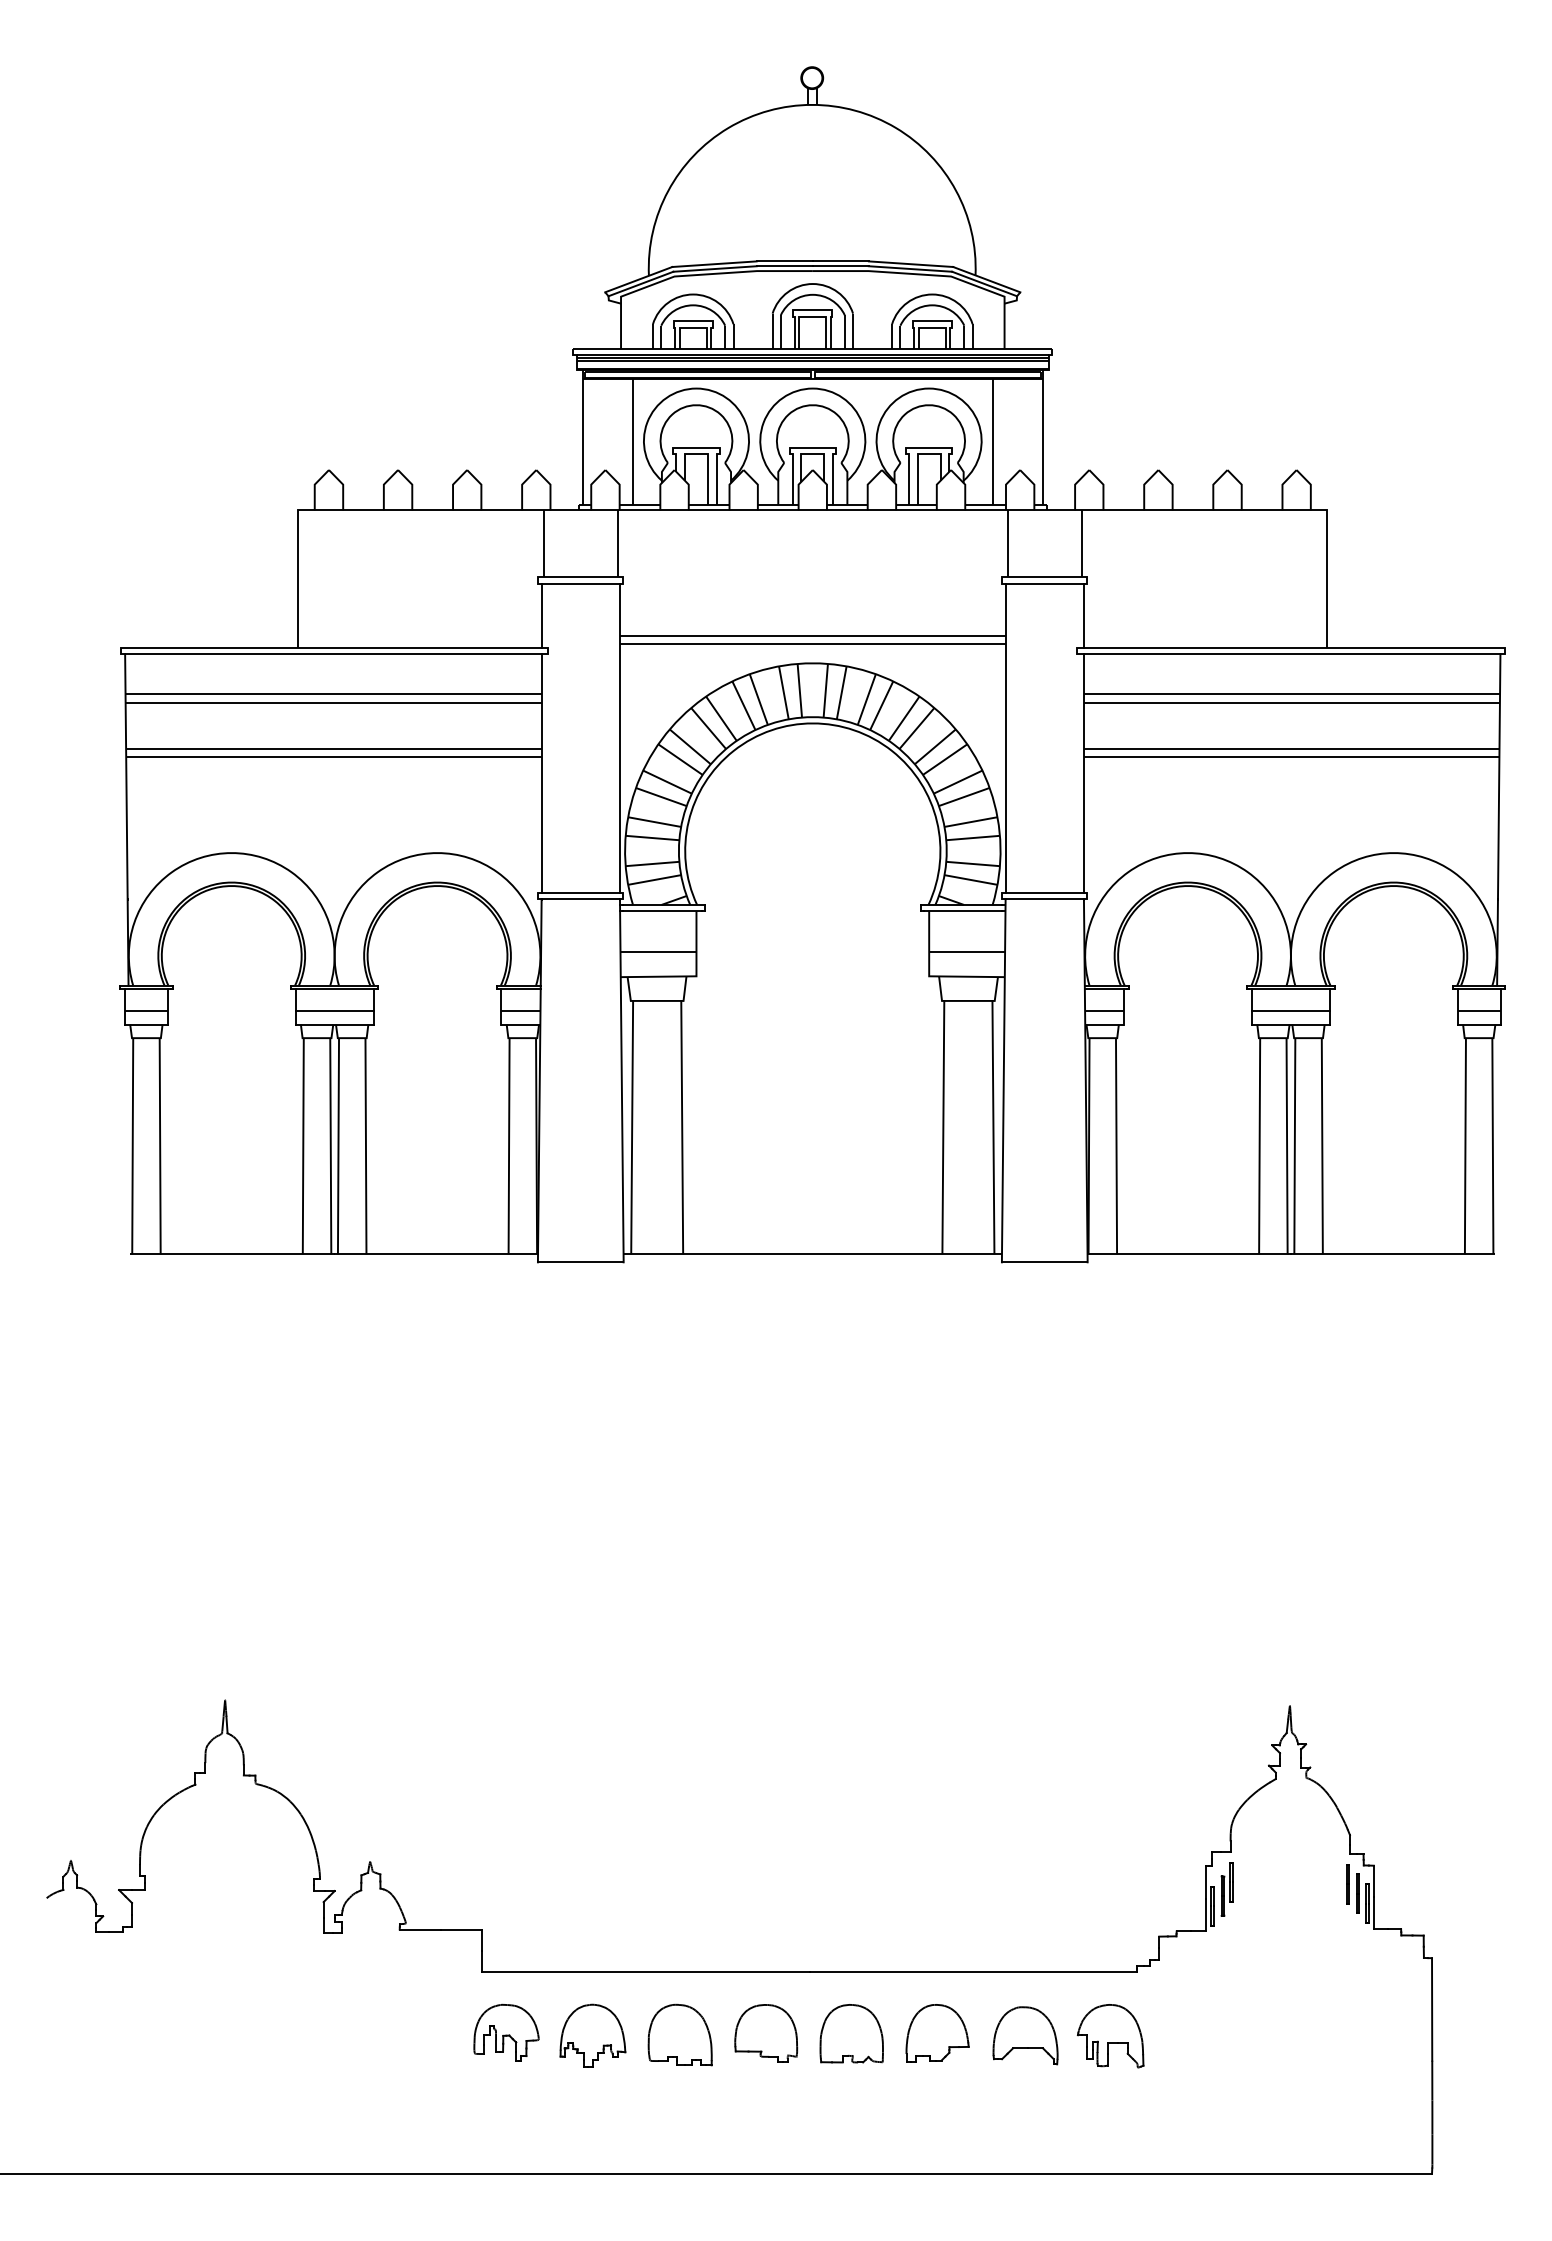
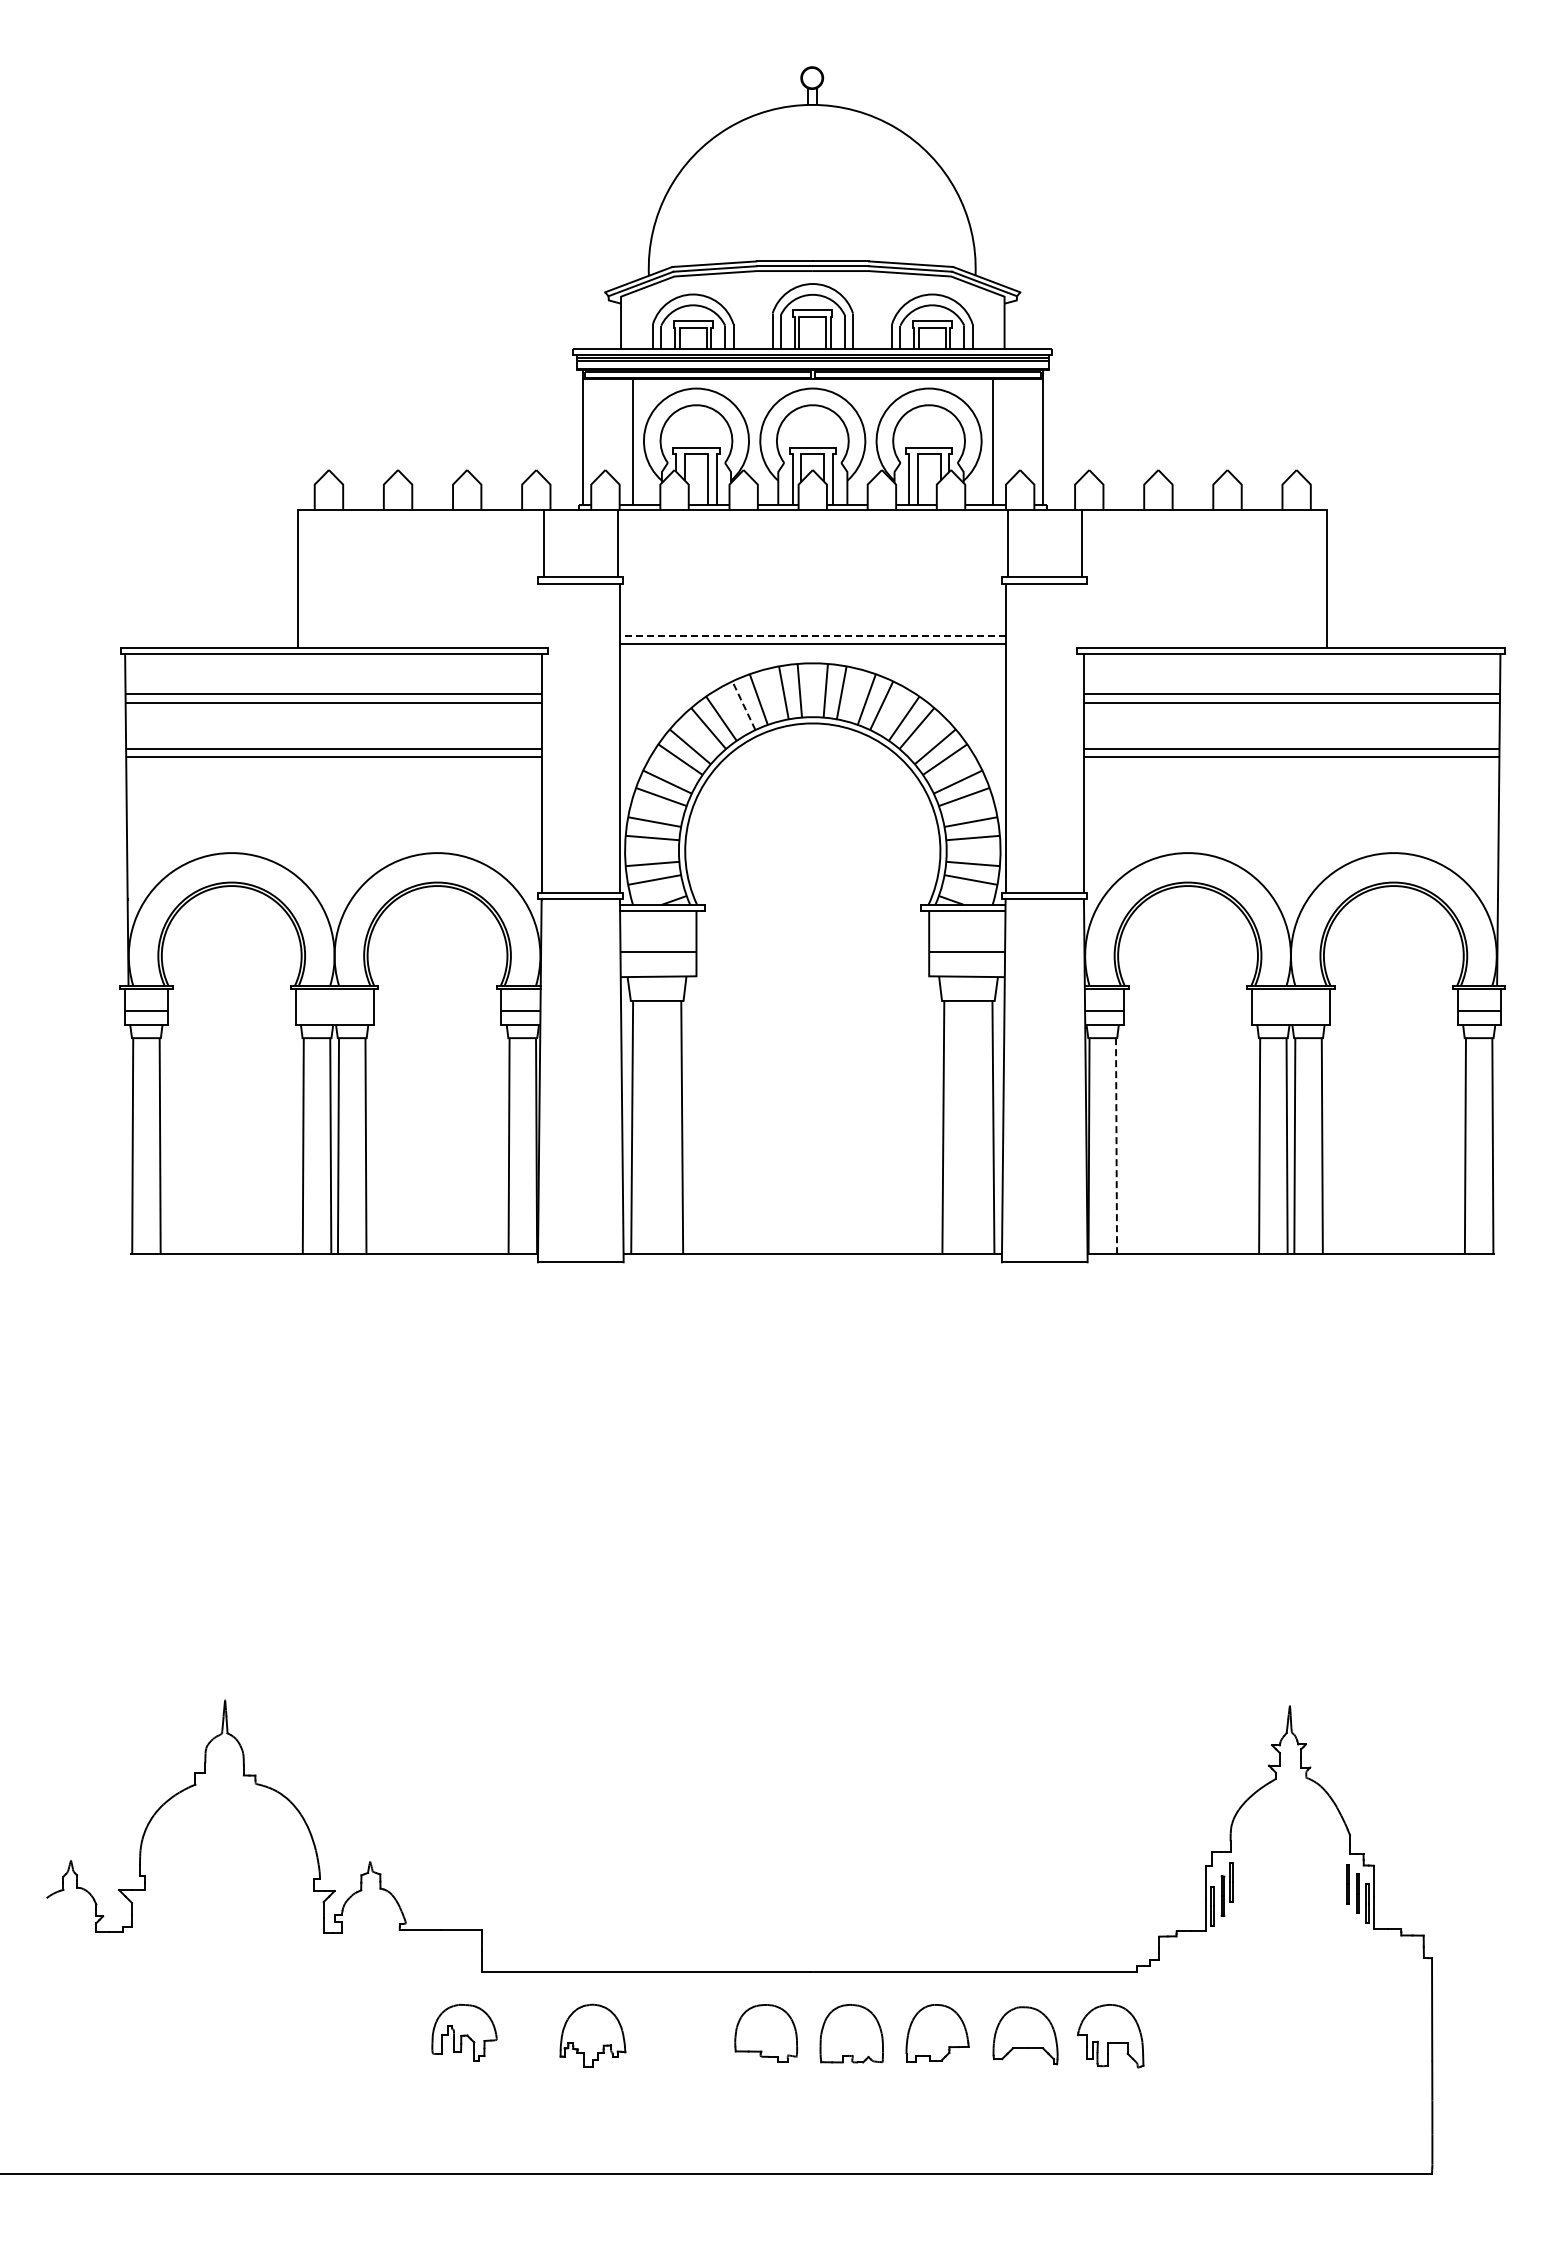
line: present -> none (541, 615)
line: present -> none (1083, 615)
line: solid -> dashed (812, 636)
line: solid -> dashed (743, 705)
line: present -> none (334, 1011)
line: present -> none (1290, 1011)
line: solid -> dashed (1116, 1146)
part position: (506, 2032) -> (464, 2032) (464, 2032)
part: present -> none (679, 2034)
